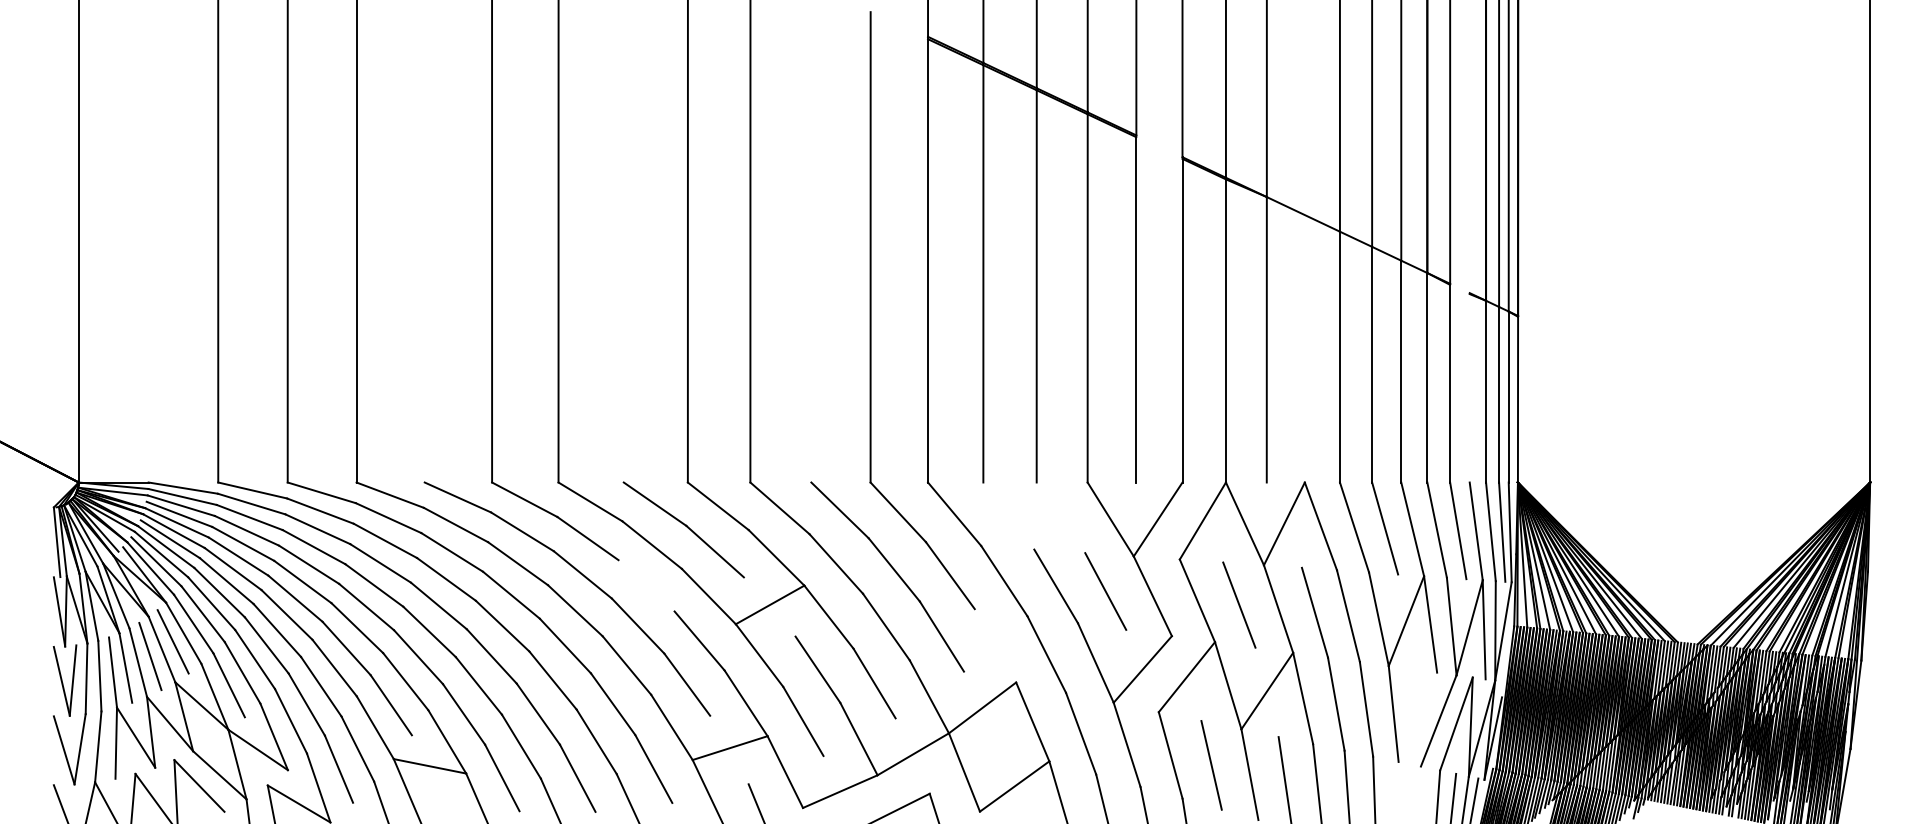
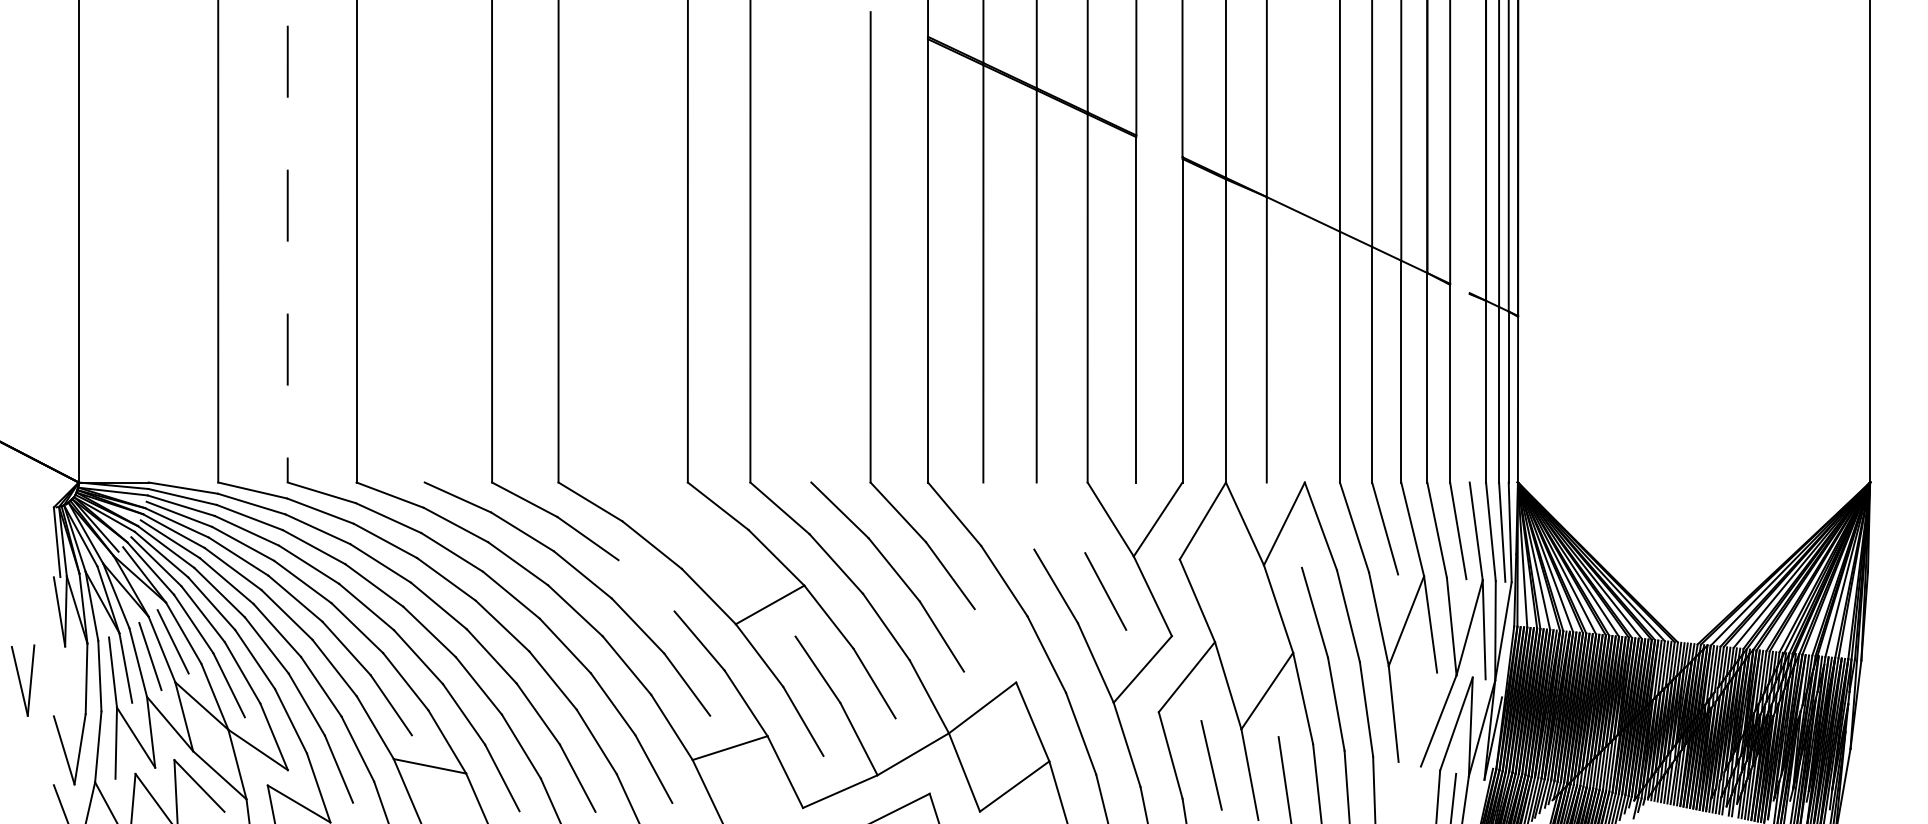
line: solid -> dashed (287, 241)
part: present -> none (683, 529)
line: present -> none (1239, 604)
part position: (64, 680) -> (22, 680) (22, 680)
line: present -> none (1474, 799)
line: present -> none (755, 802)
